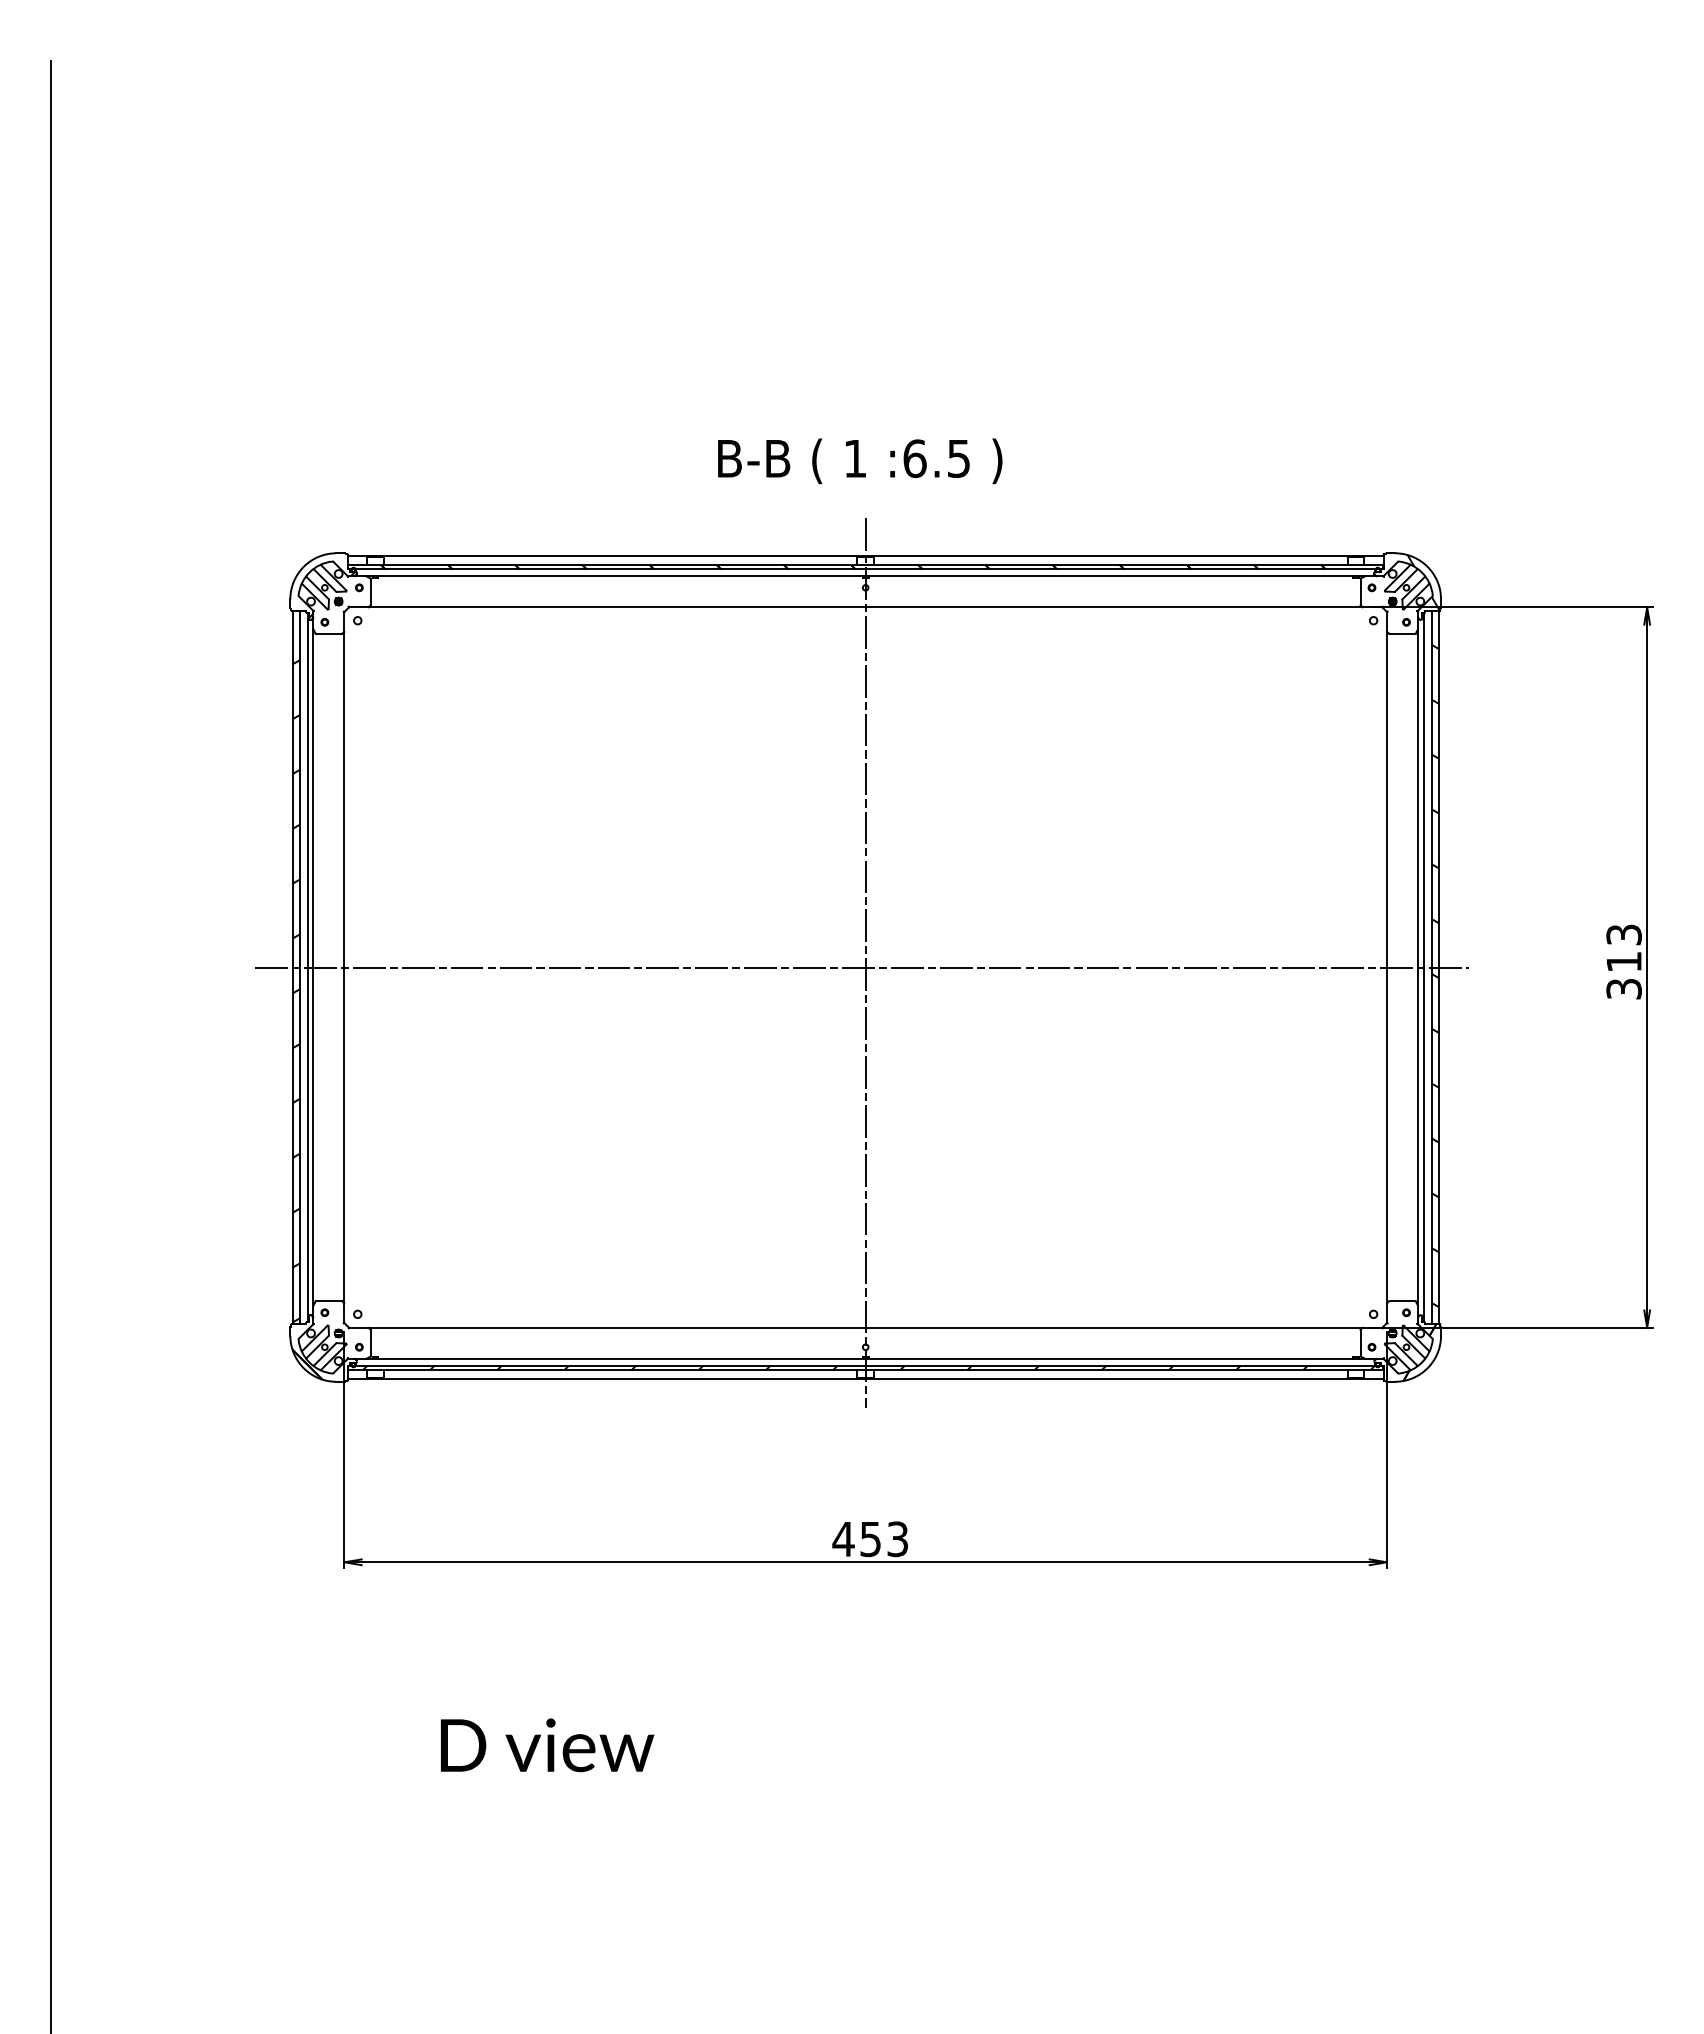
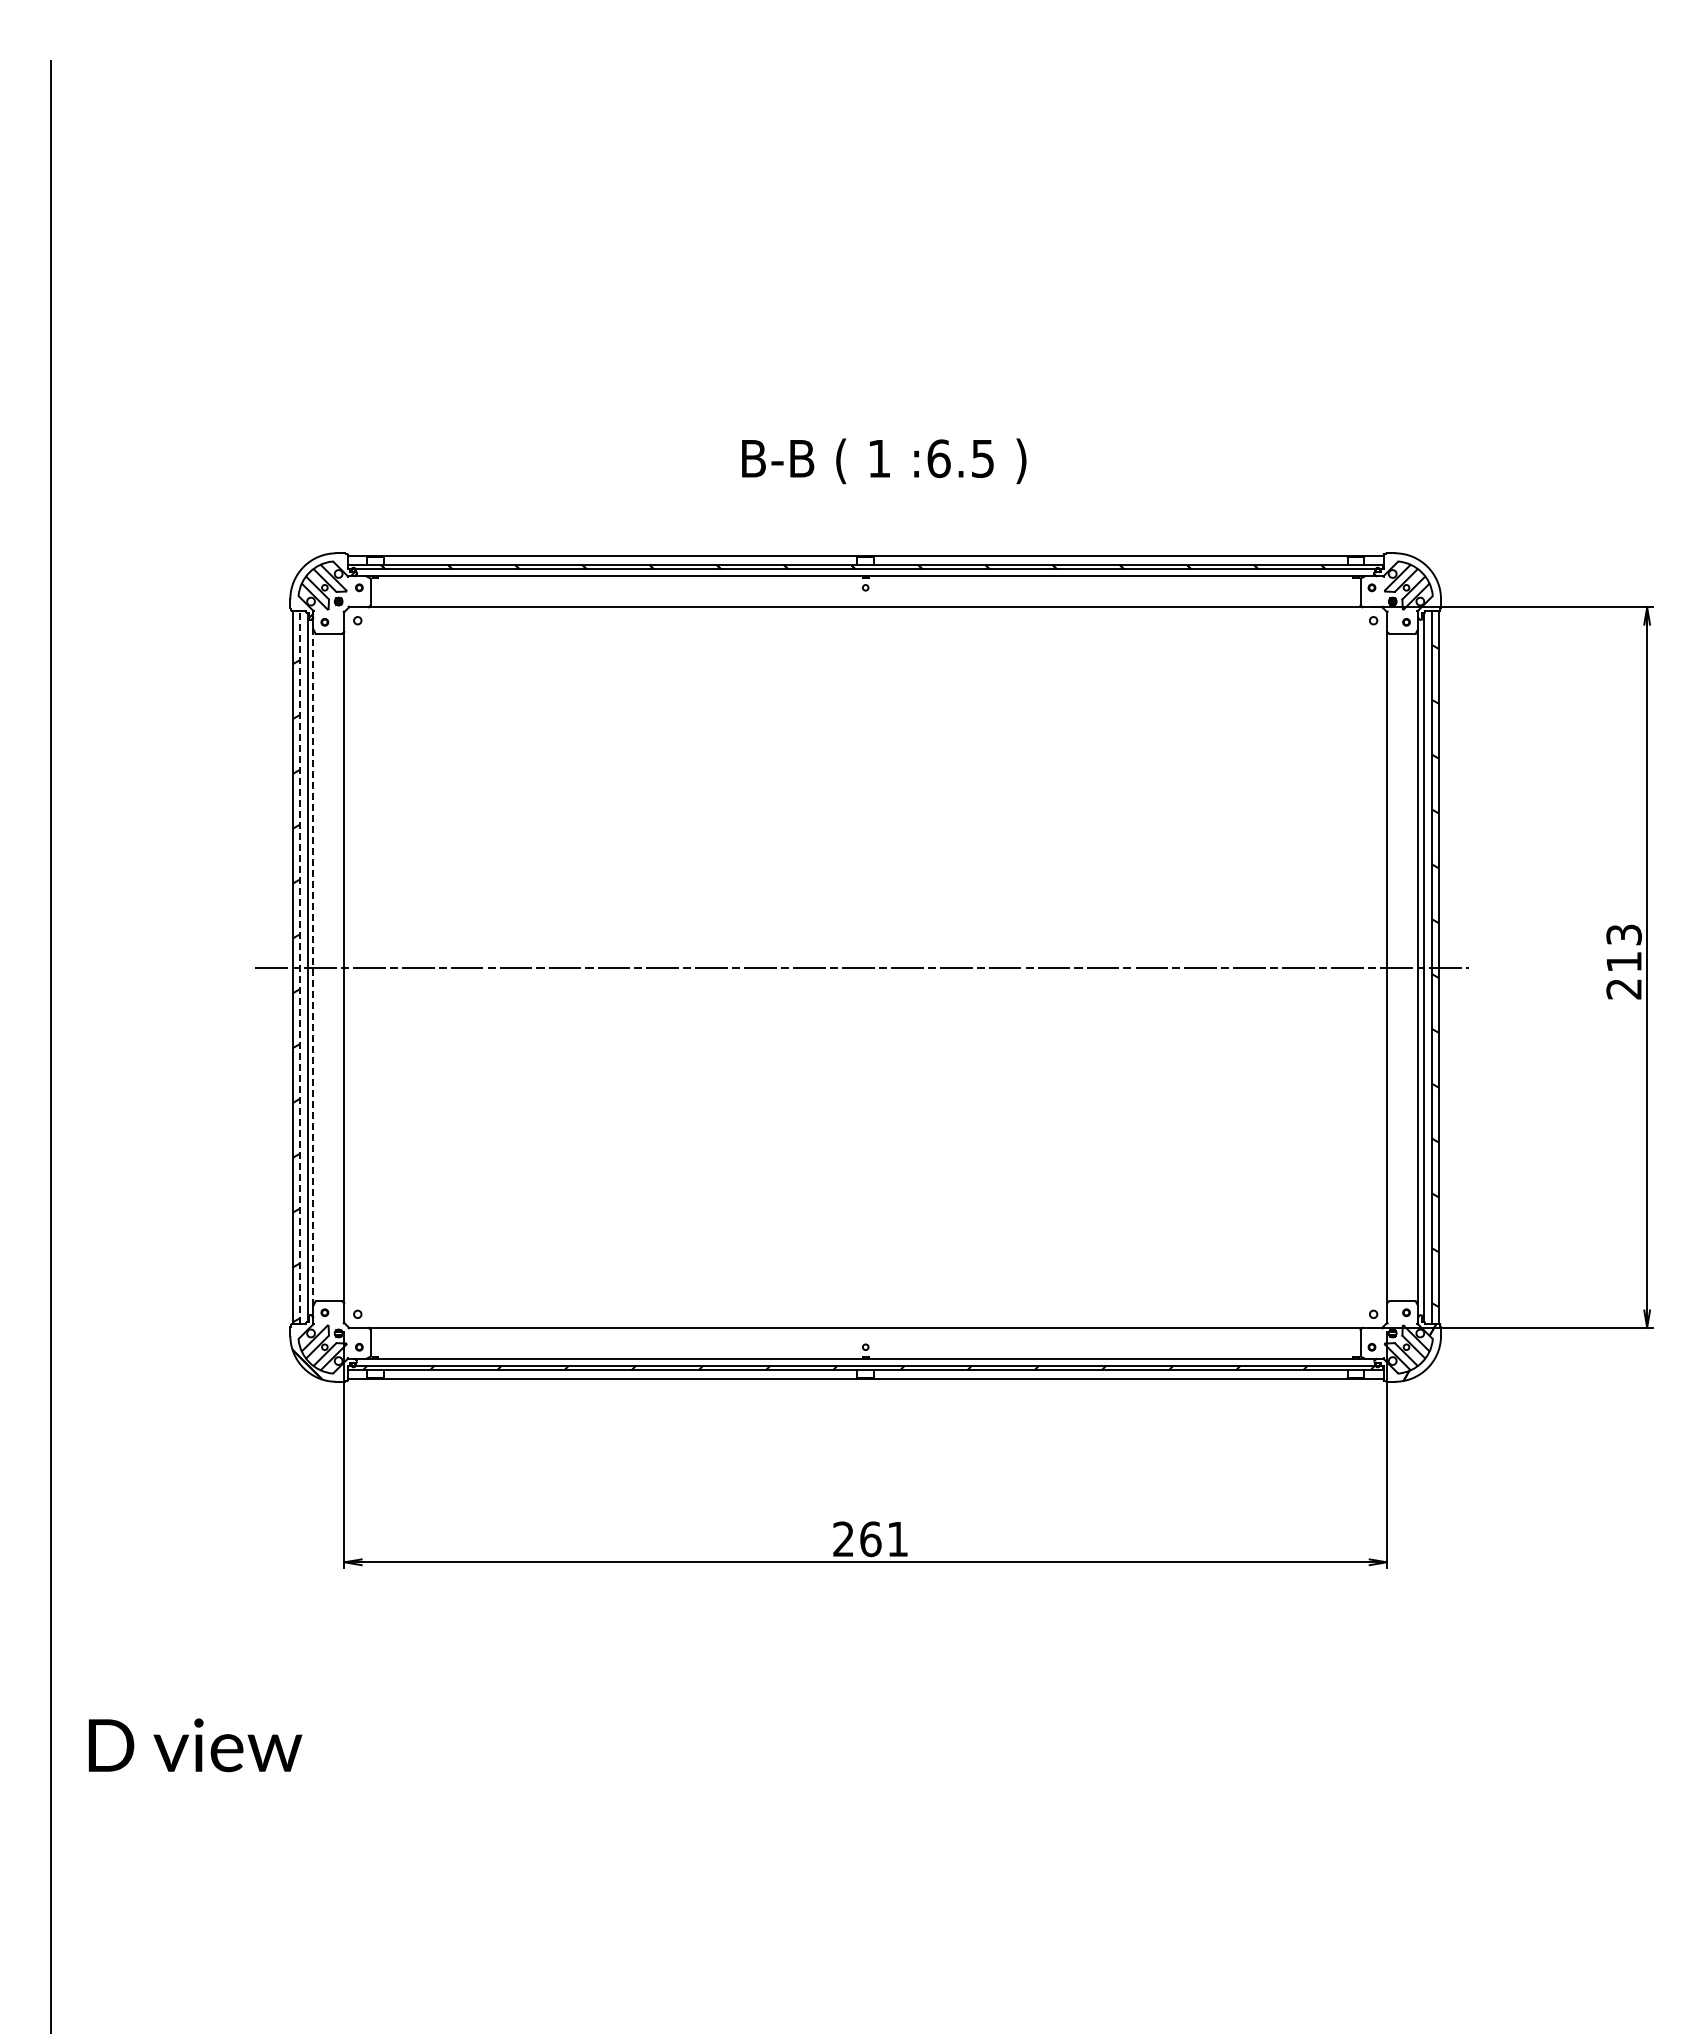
text position: (860, 461) -> (884, 461) (884, 461)
hatch: present -> none (1423, 582)
line: present -> none (865, 962)
line: solid -> dashed (299, 967)
line: solid -> dashed (313, 967)
text: 313 -> 213 (1623, 989)
text: 453 -> 261 (869, 1539)
text position: (547, 1745) -> (195, 1745) (195, 1745)
